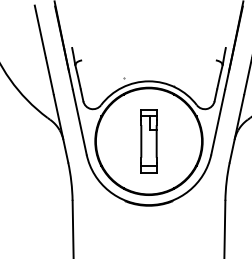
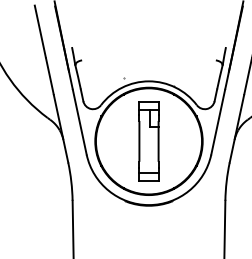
part size: 18x65 px -> 22x81 px (148, 141)
